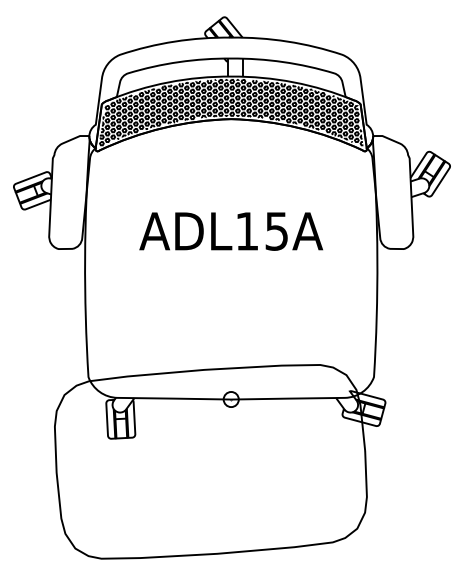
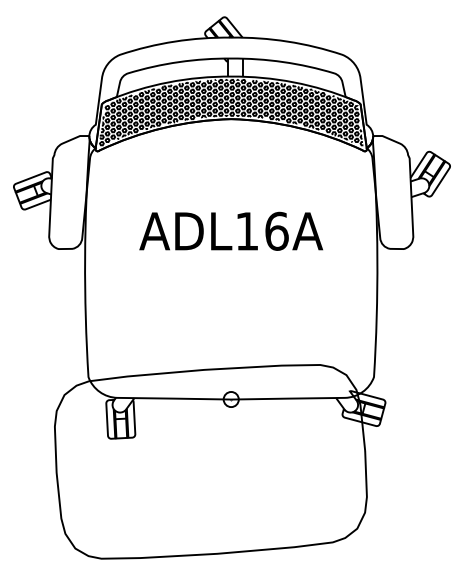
text: ADL15A -> ADL16A (276, 230)
